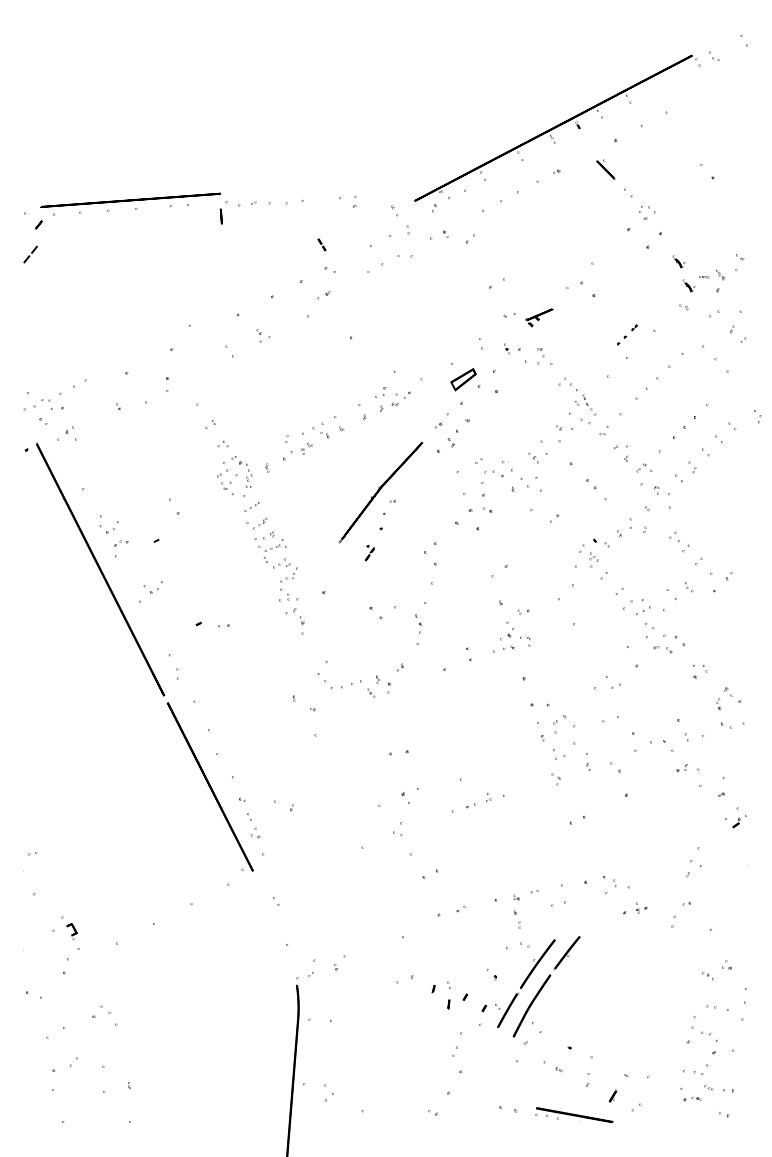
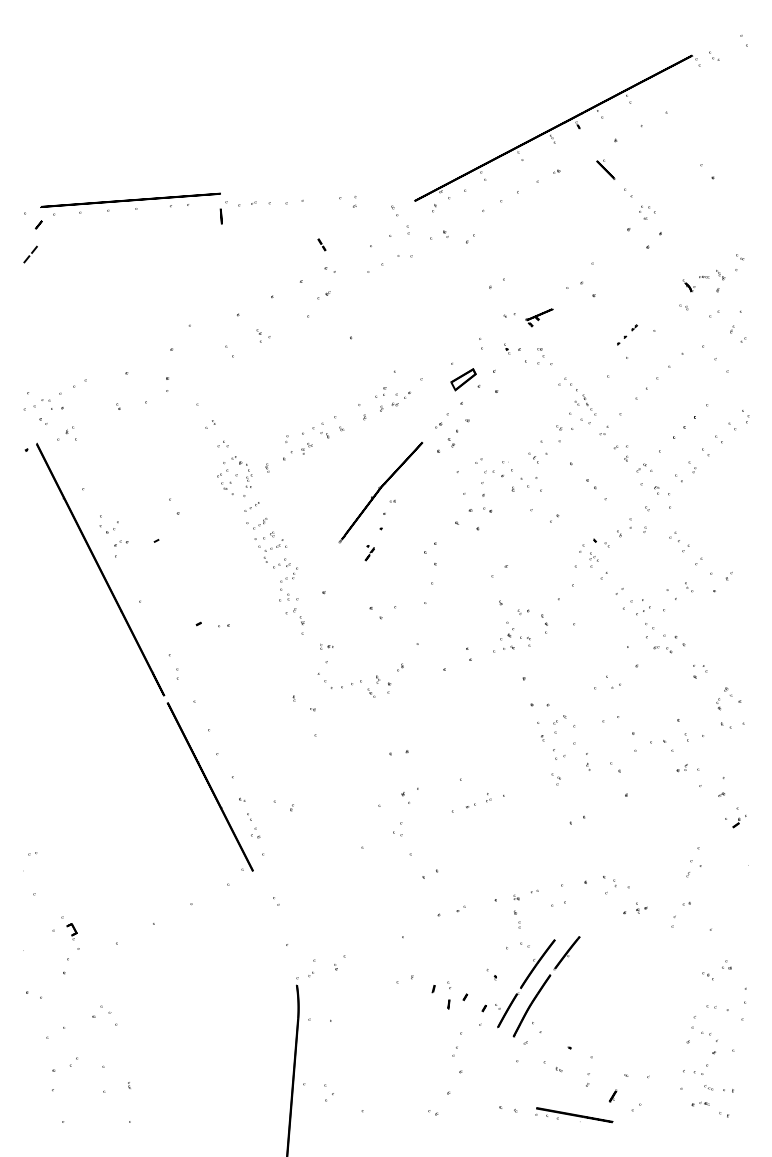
part: present -> none (678, 261)
part position: (757, 416) -> (745, 416) (745, 416)
part: present -> none (152, 587)
part position: (418, 623) -> (544, 623) (544, 623)
part: none -> present (326, 646)
part position: (692, 1098) -> (700, 1103) (700, 1103)
